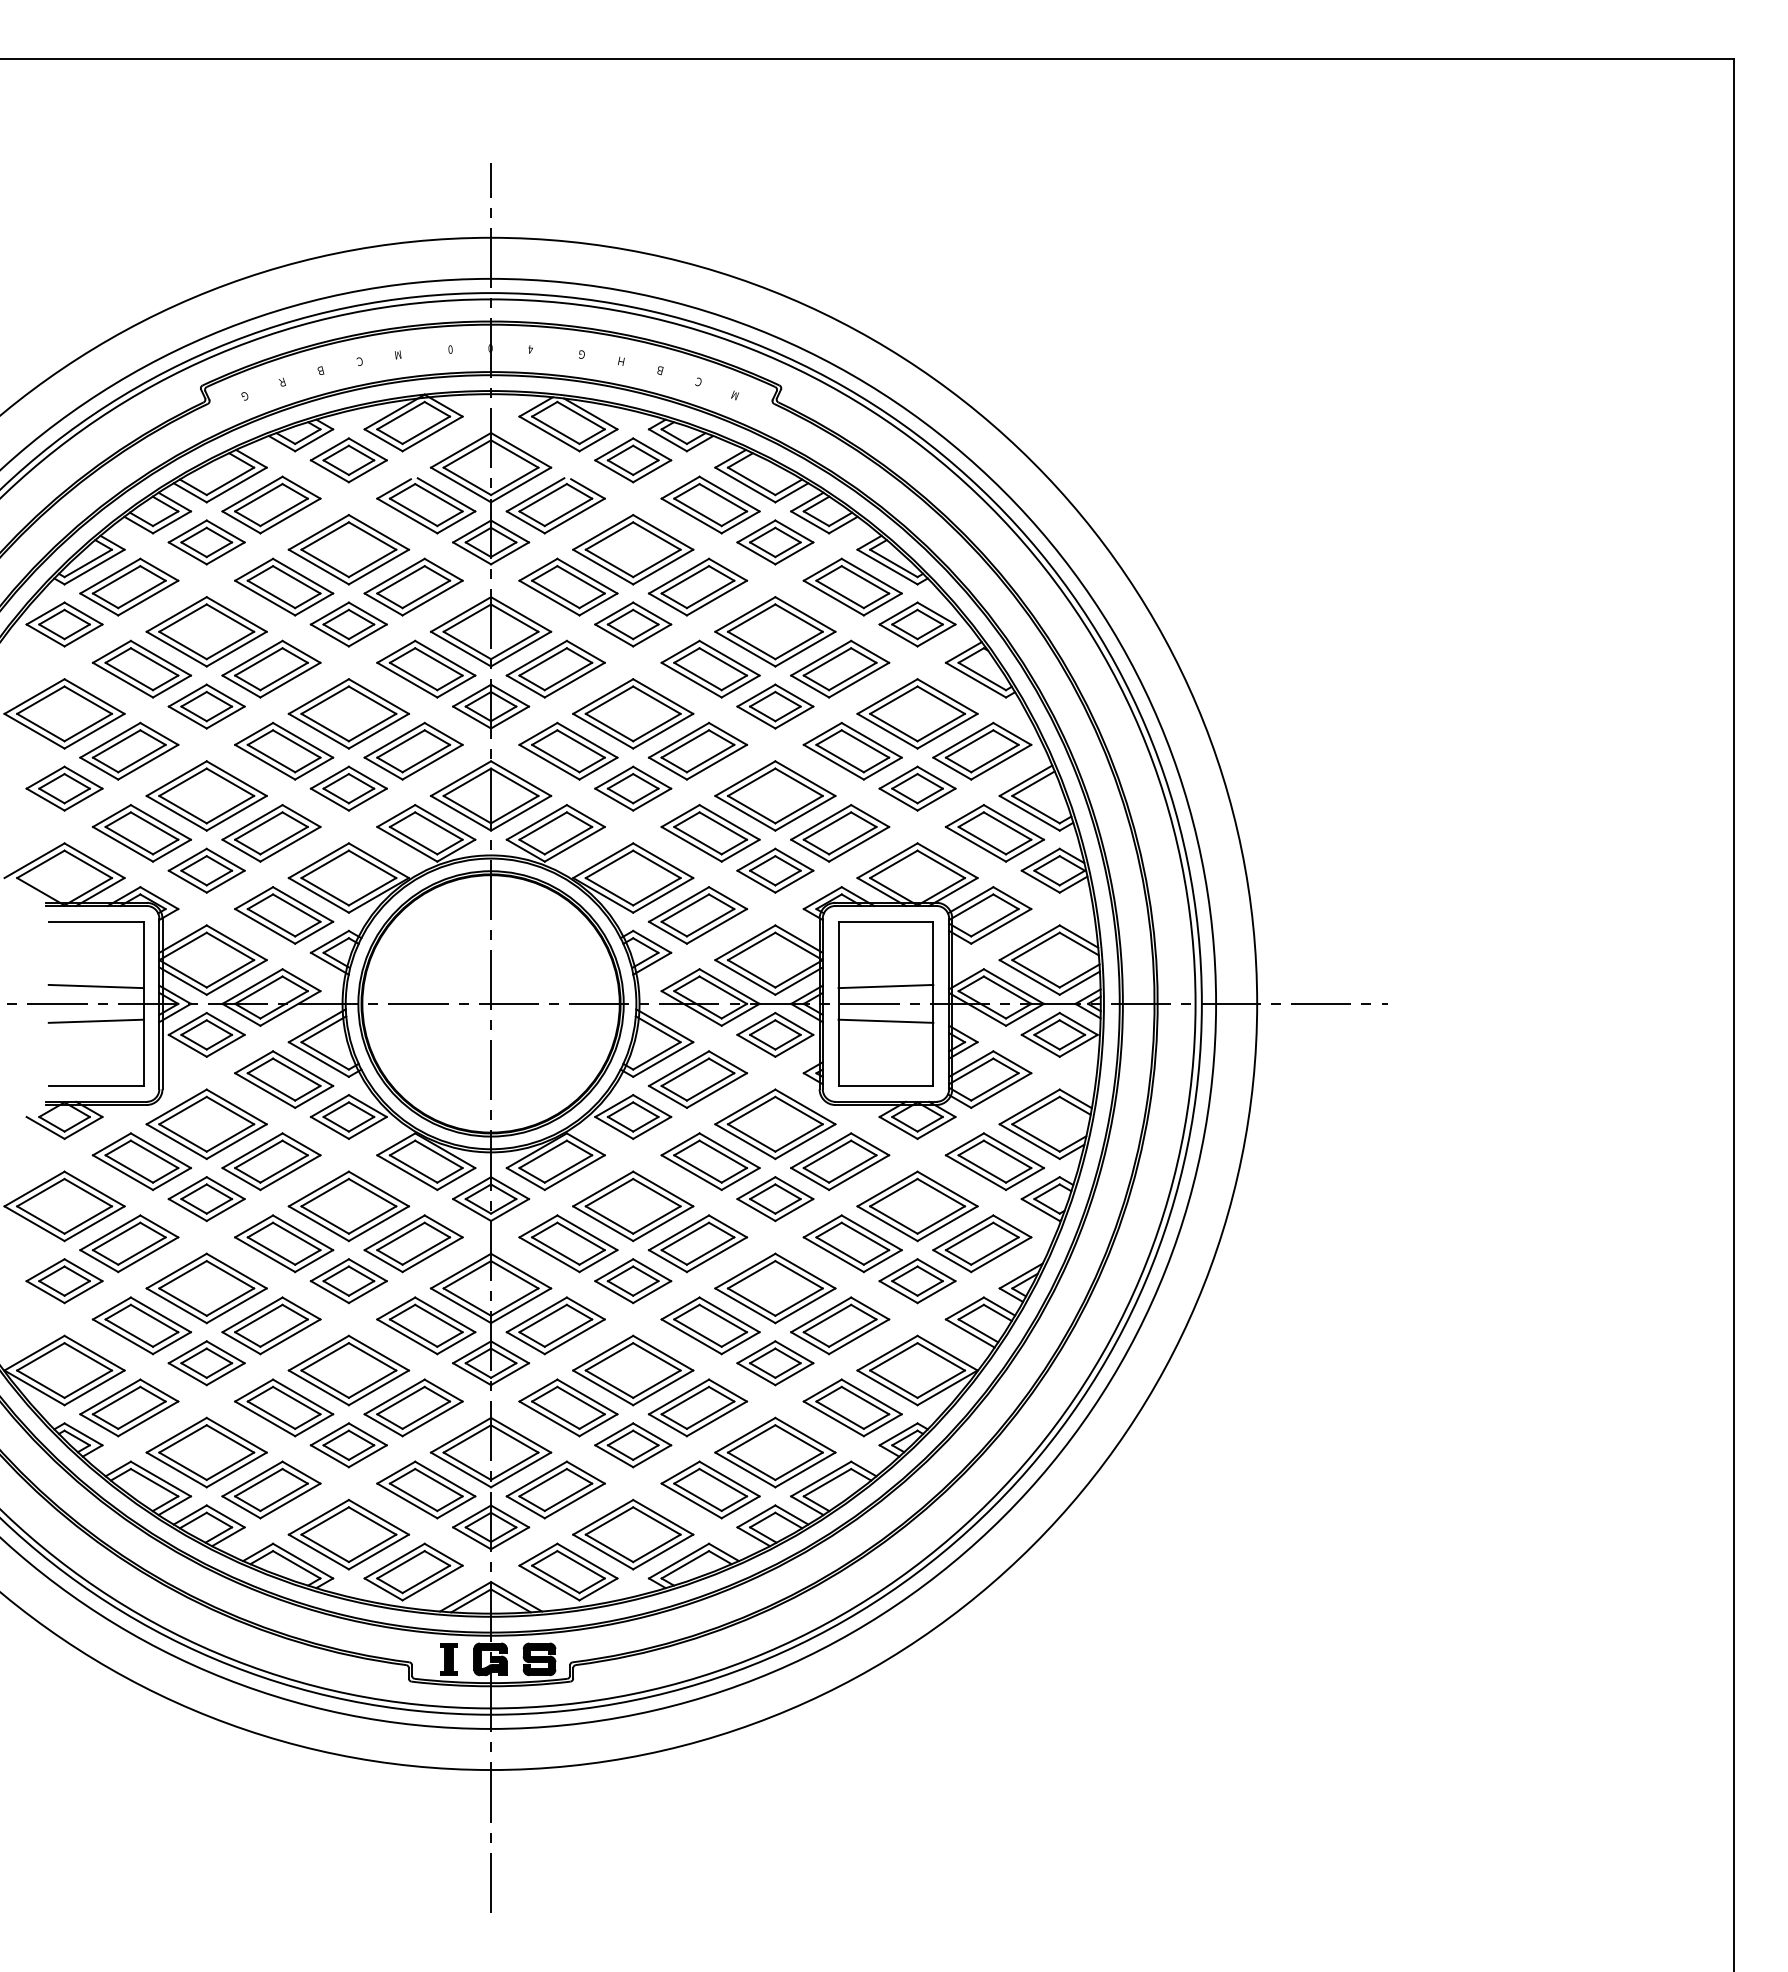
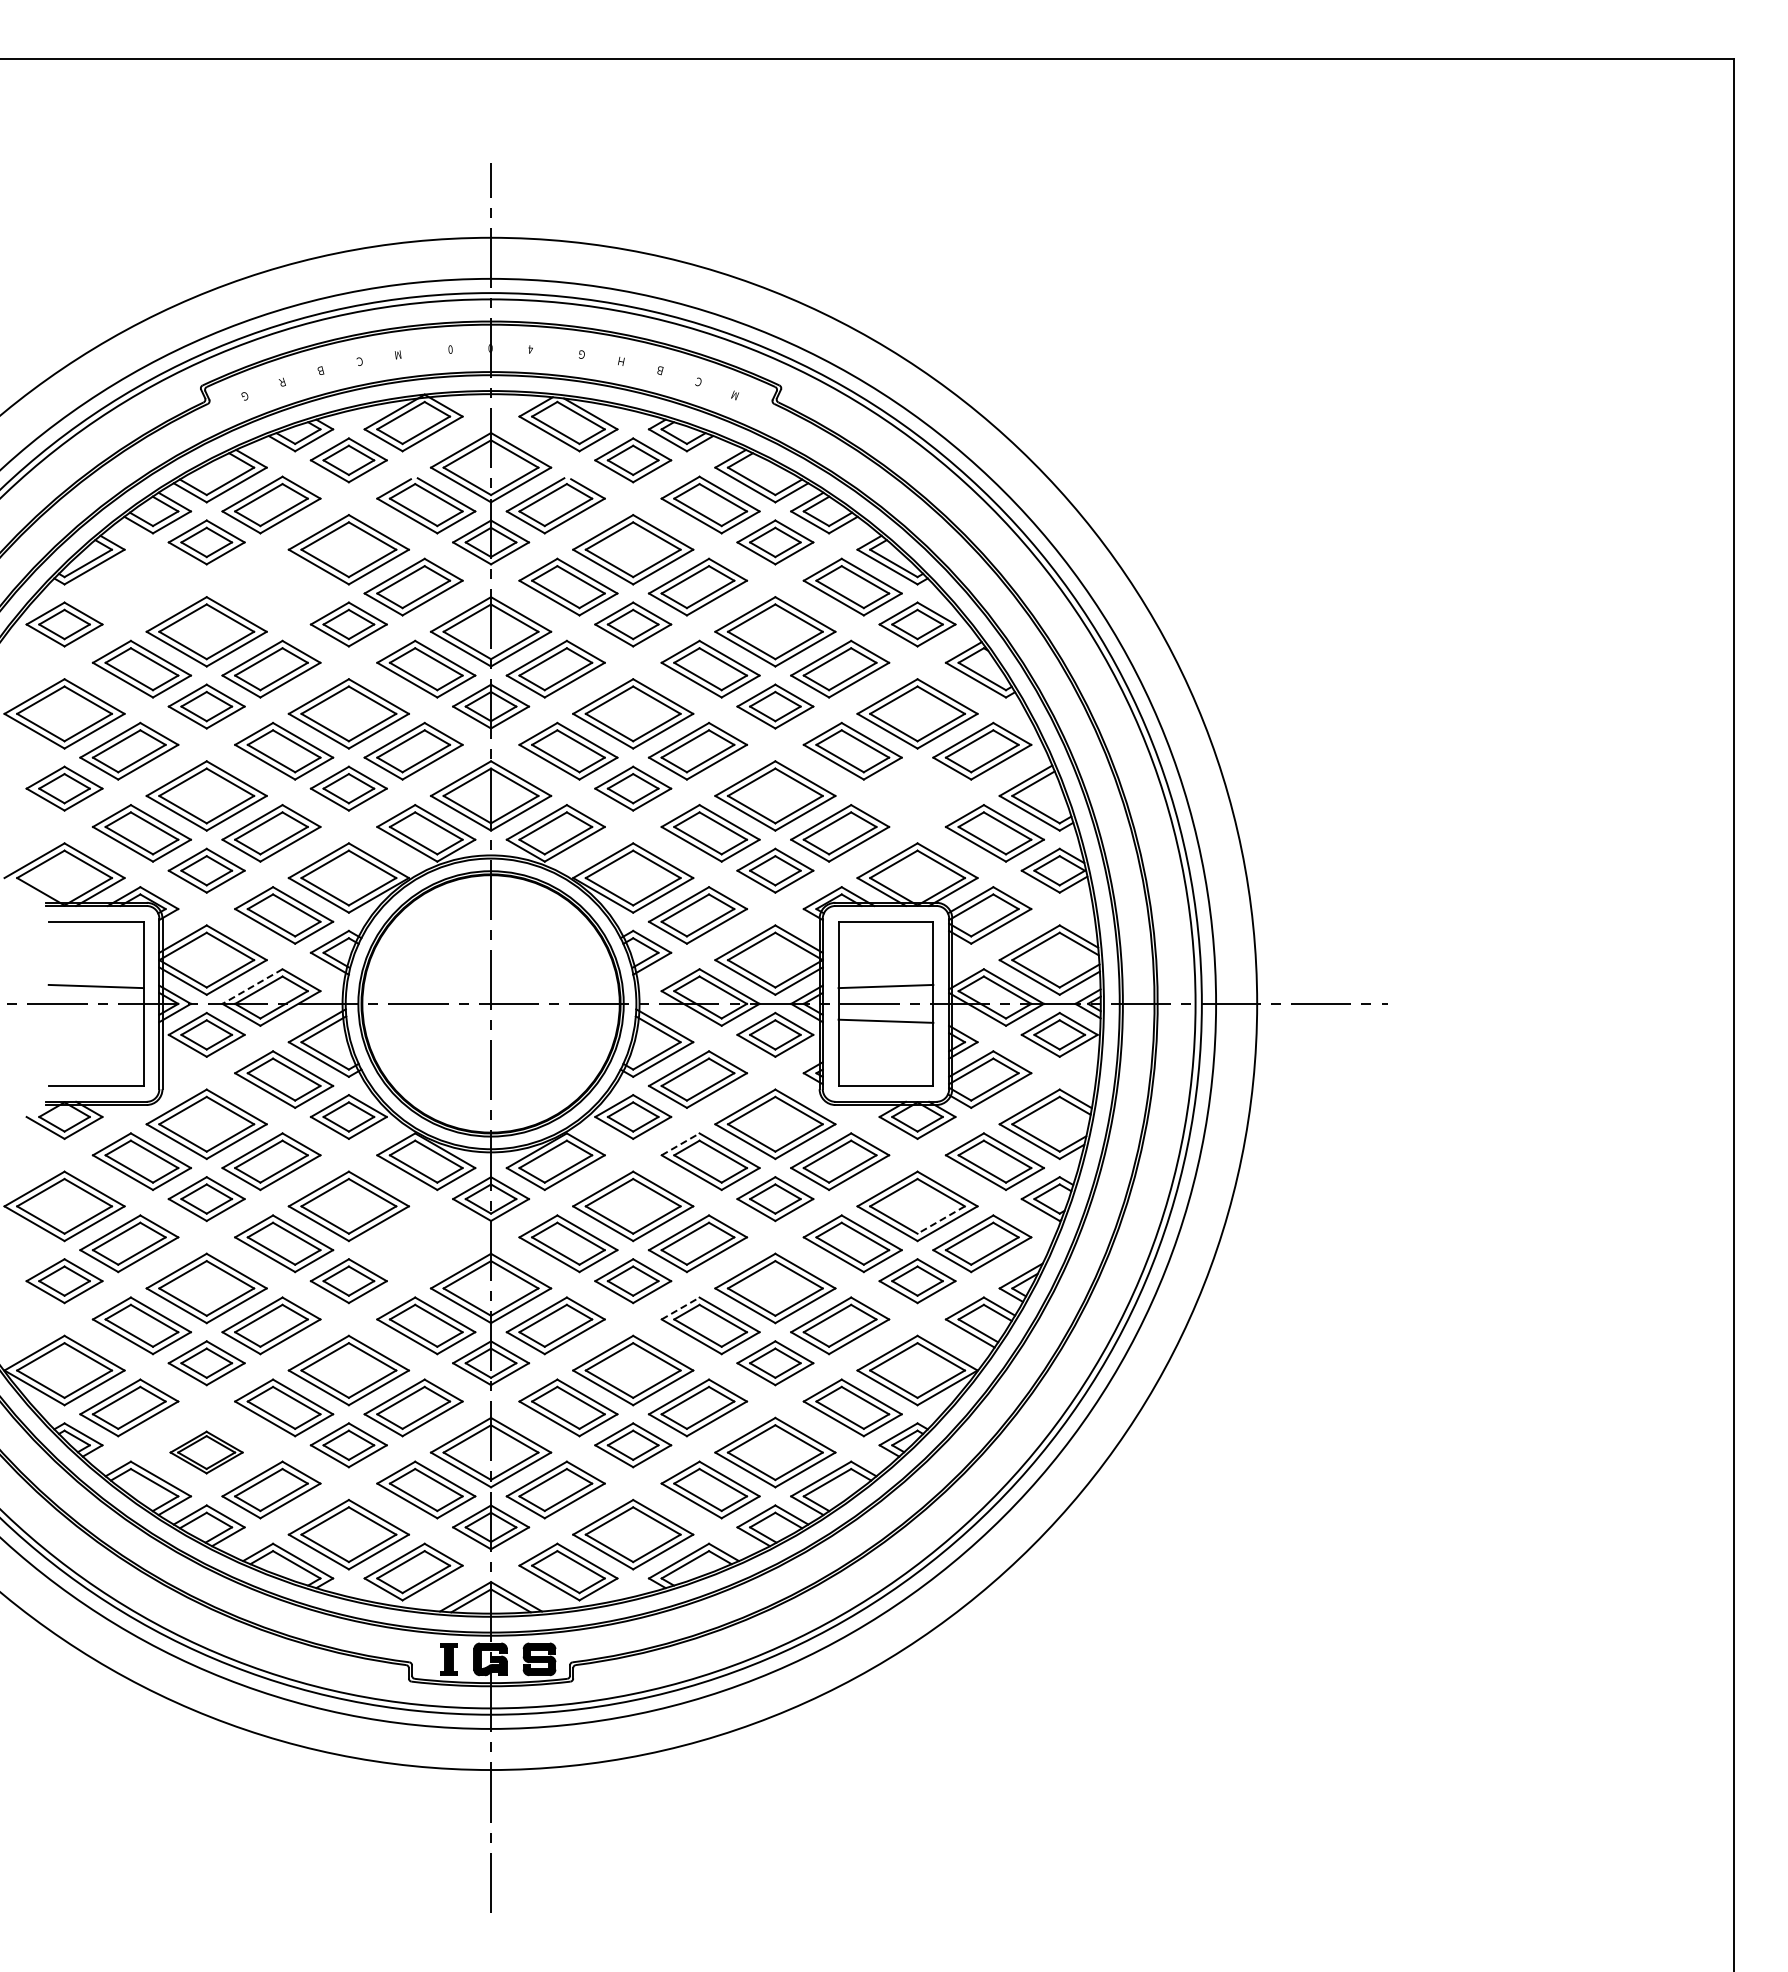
part: present -> none (129, 586)
part: present -> none (284, 586)
part: present -> none (917, 788)
line: solid -> dashed (252, 986)
line: present -> none (95, 1020)
line: solid -> dashed (680, 1144)
line: solid -> dashed (940, 1220)
part: present -> none (413, 1243)
line: solid -> dashed (680, 1308)
part size: 123x73 px -> 75x45 px (206, 1452)
